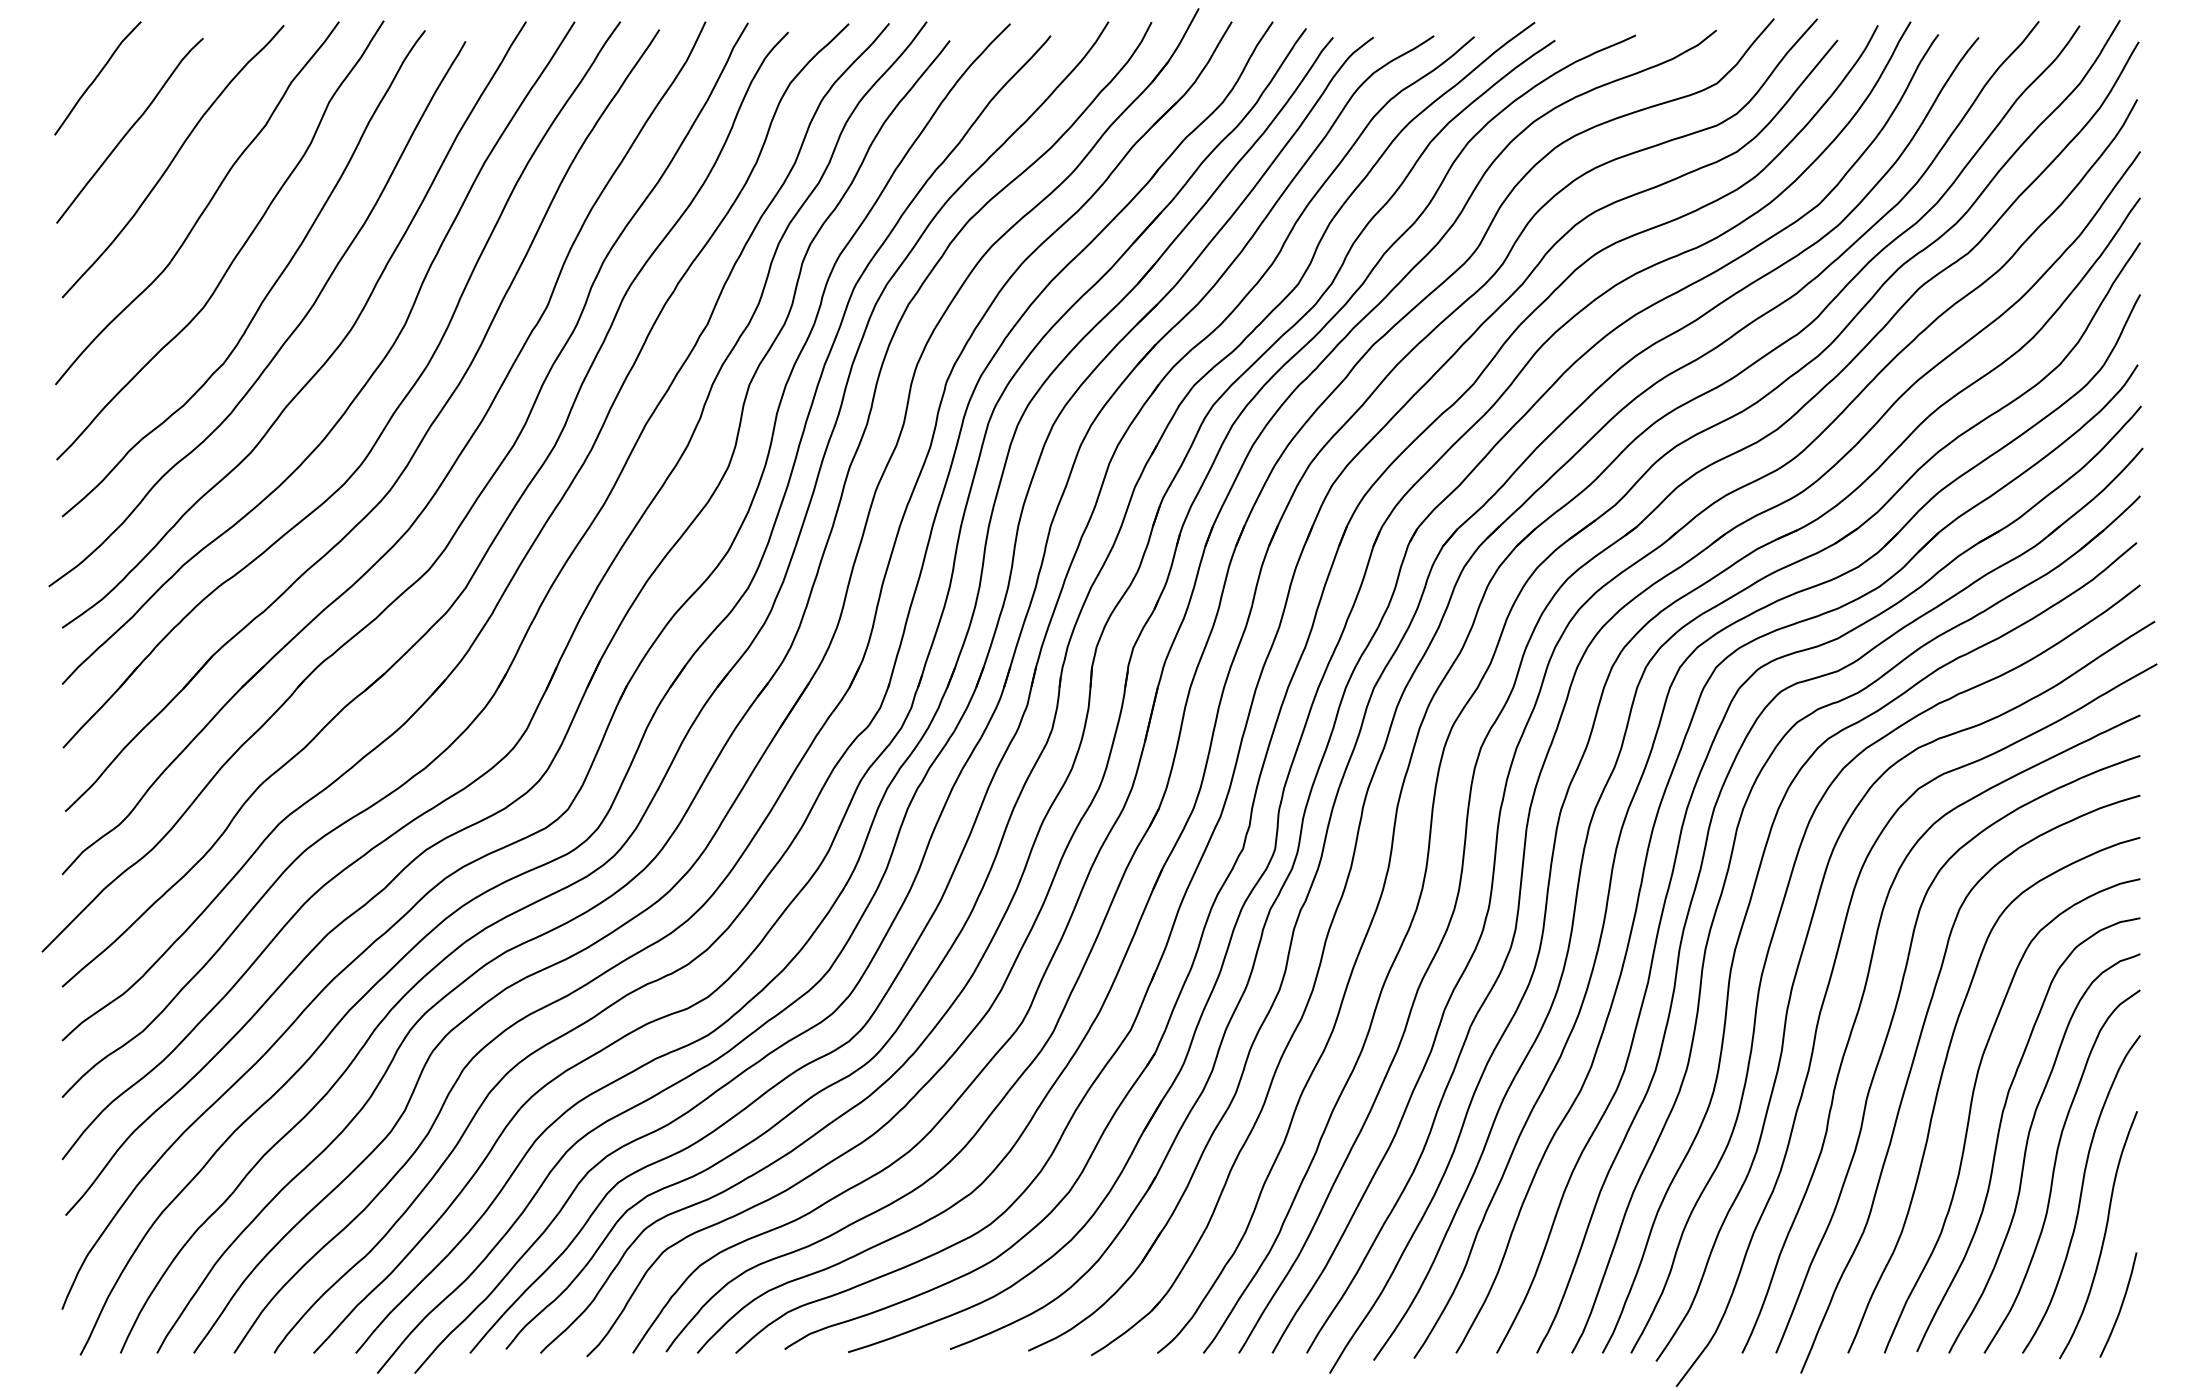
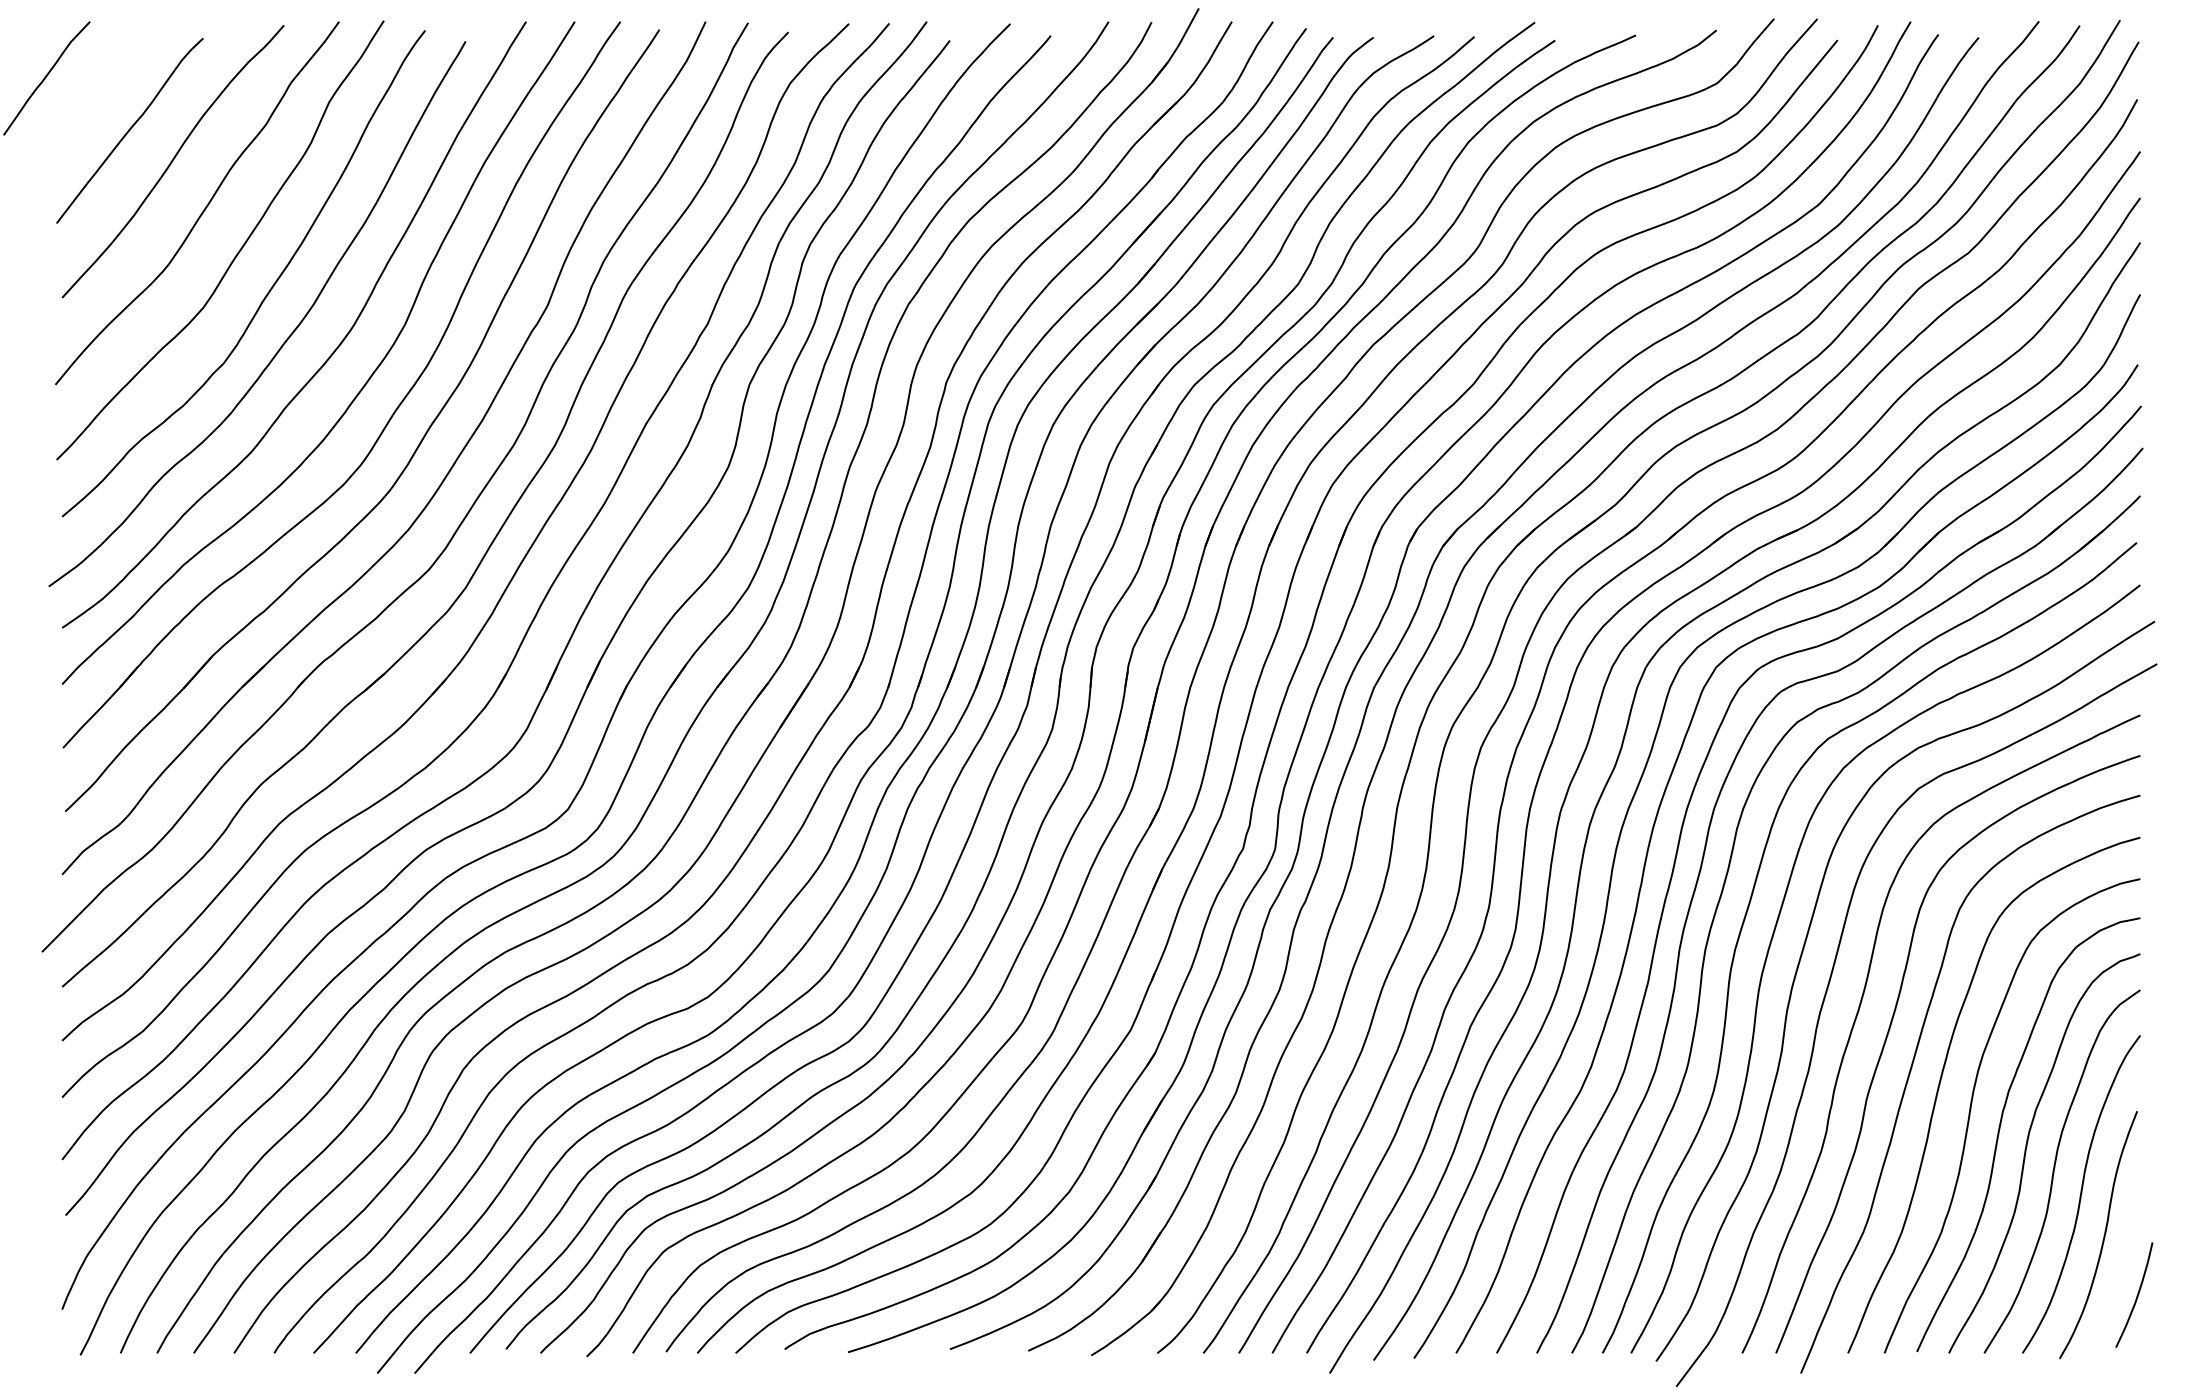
curve position: (97, 77) -> (46, 77) (46, 77)
curve position: (2120, 1305) -> (2136, 1295) (2136, 1295)
